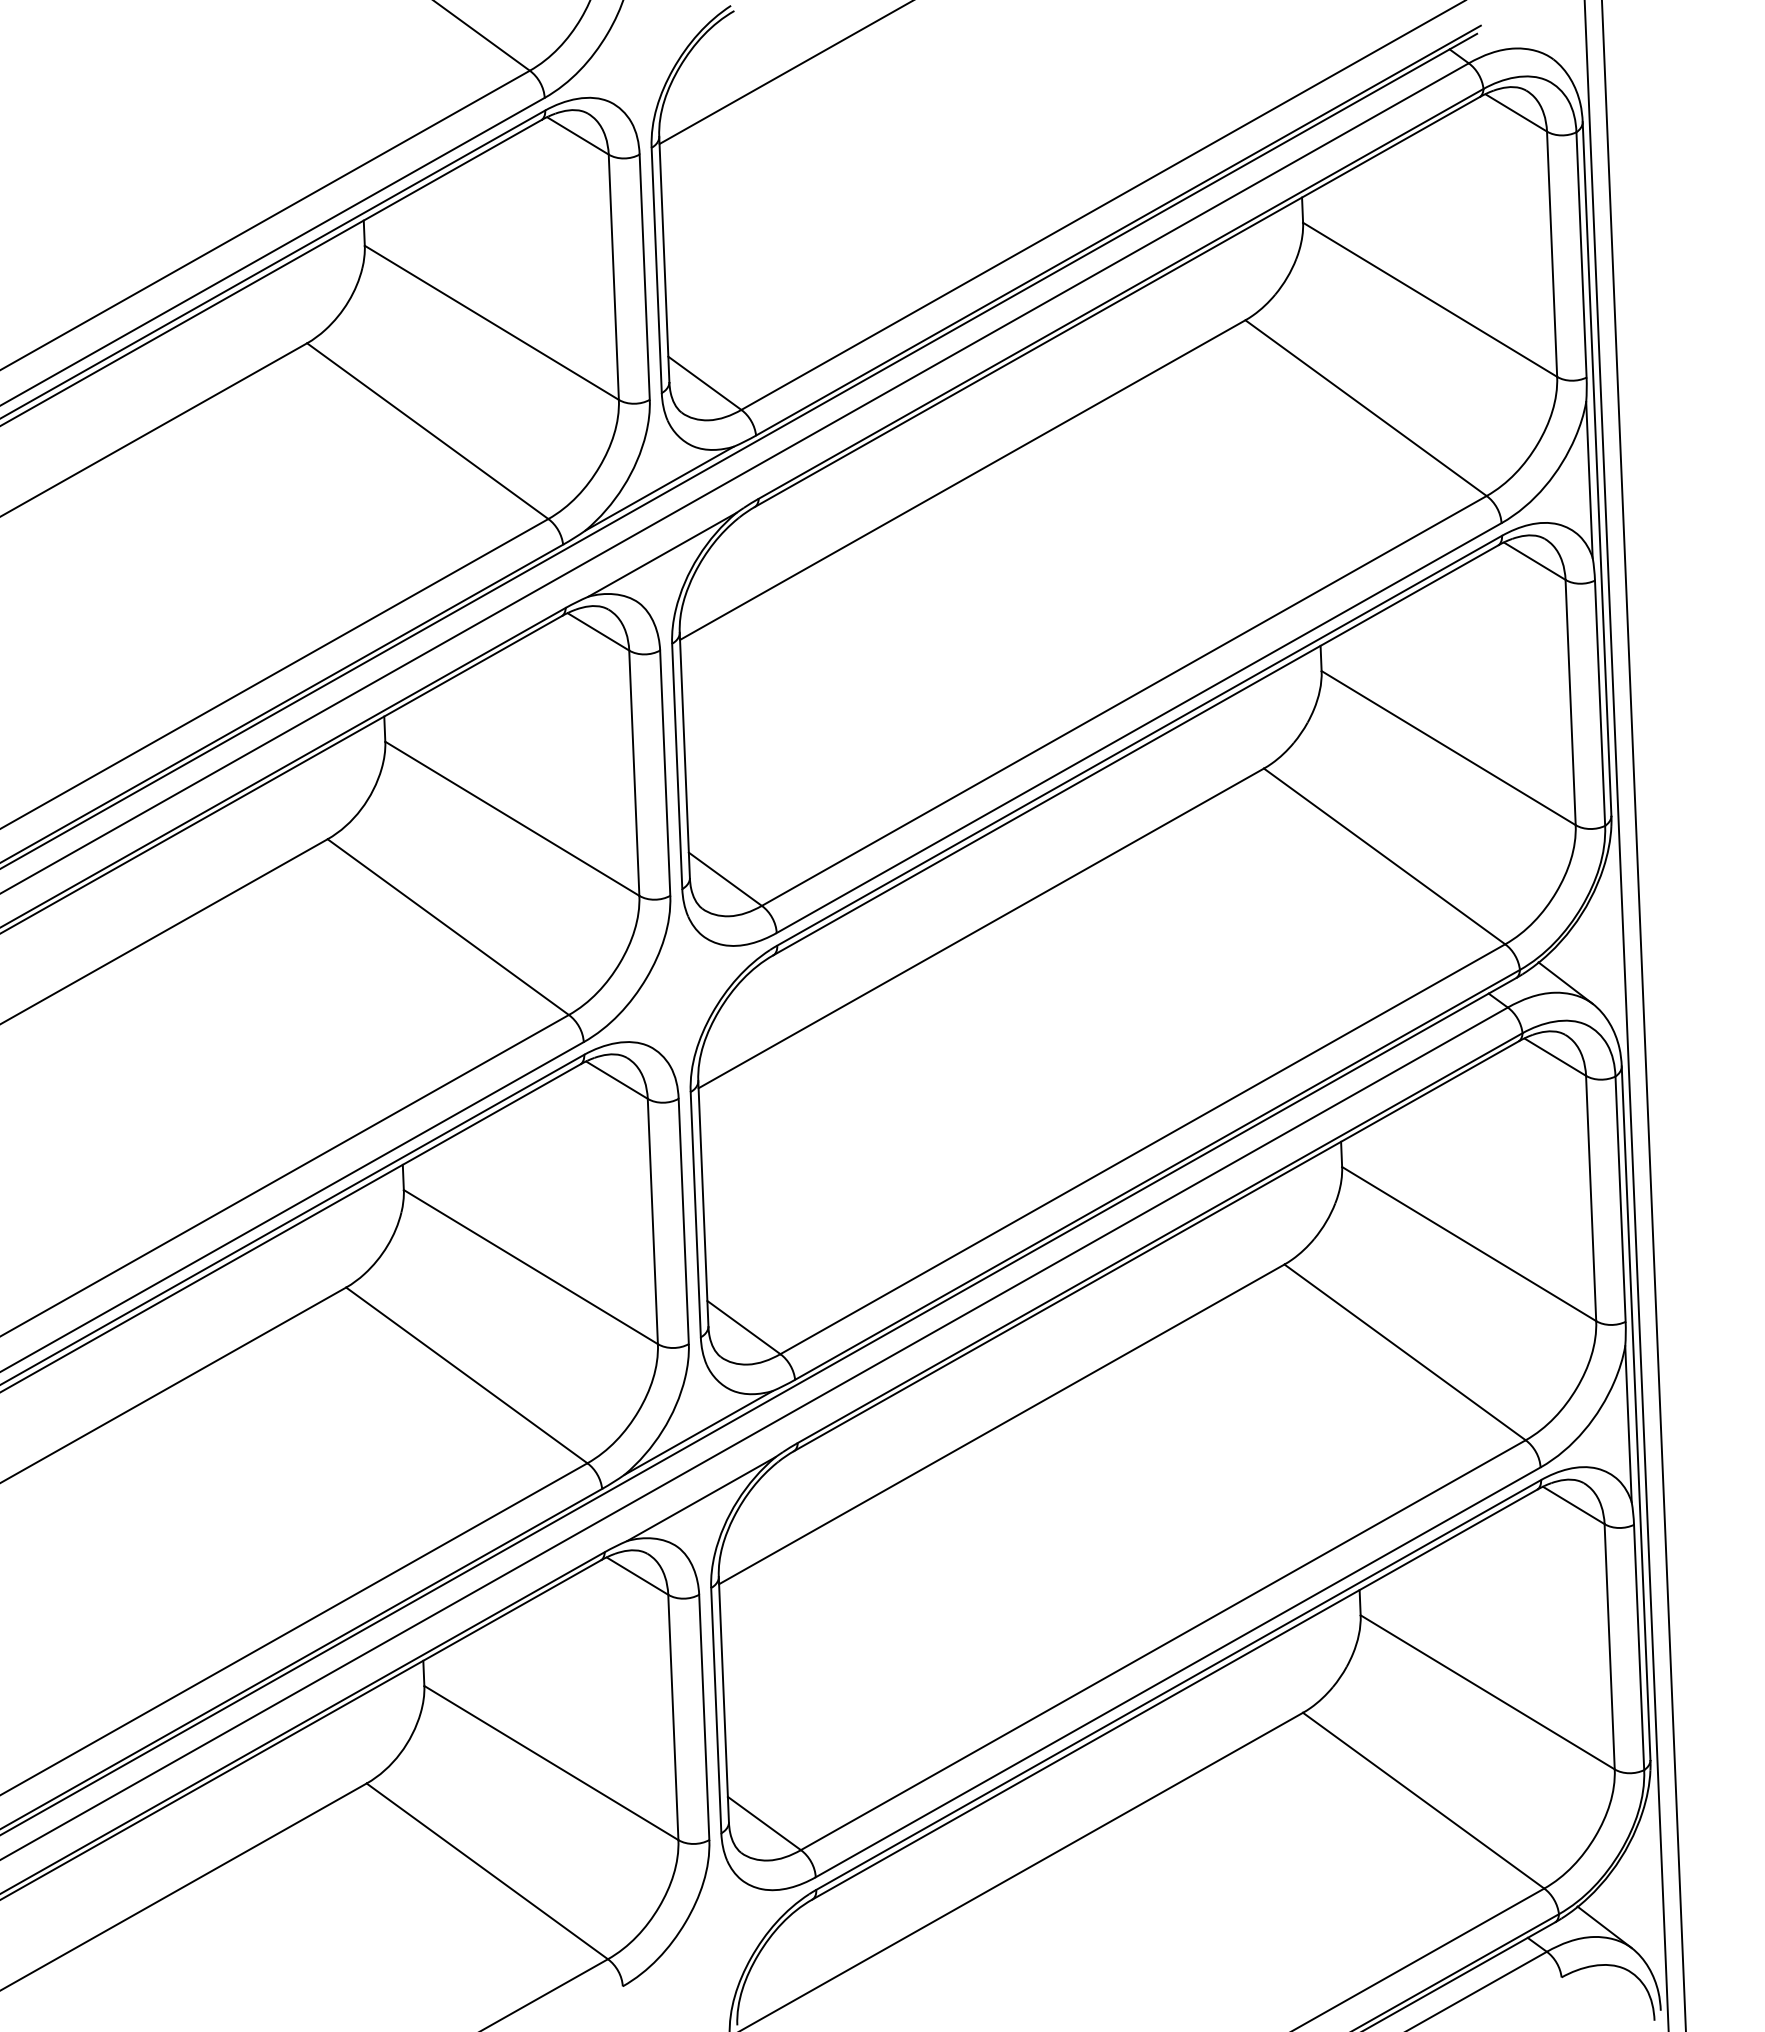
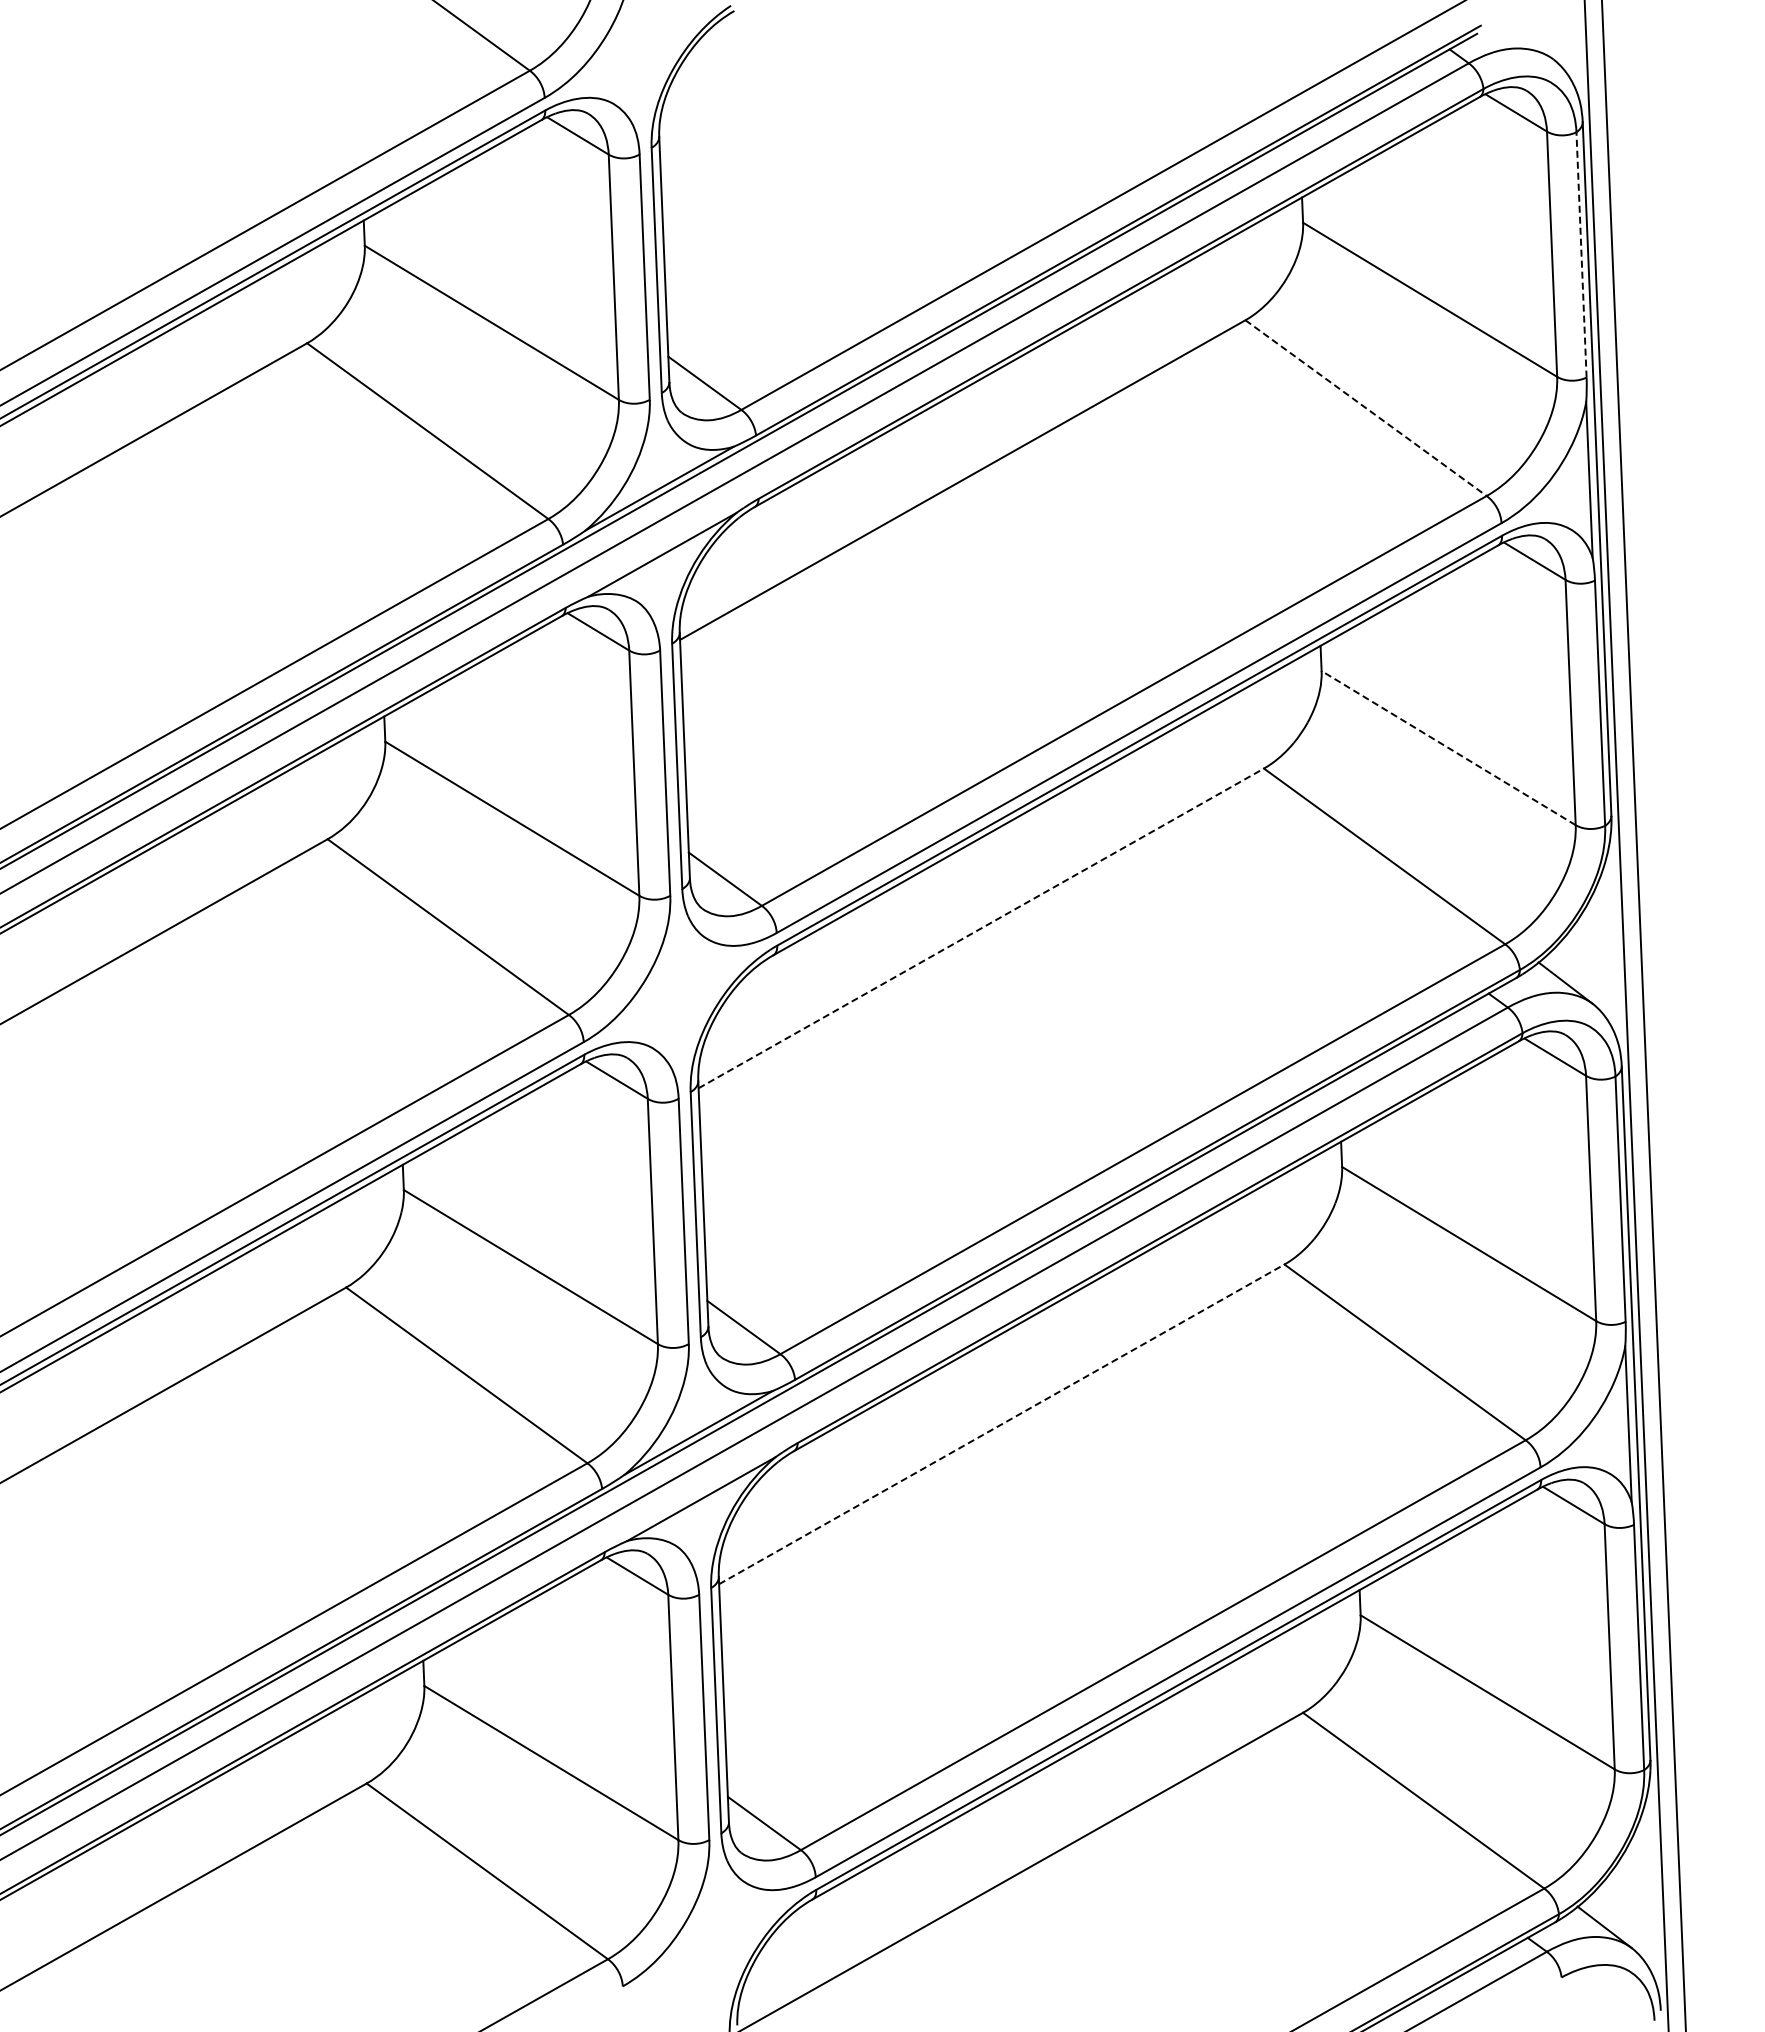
line: present -> none (784, 73)
line: solid -> dashed (1581, 254)
line: solid -> dashed (1366, 408)
line: solid -> dashed (1448, 748)
line: solid -> dashed (981, 928)
line: solid -> dashed (1001, 1424)
